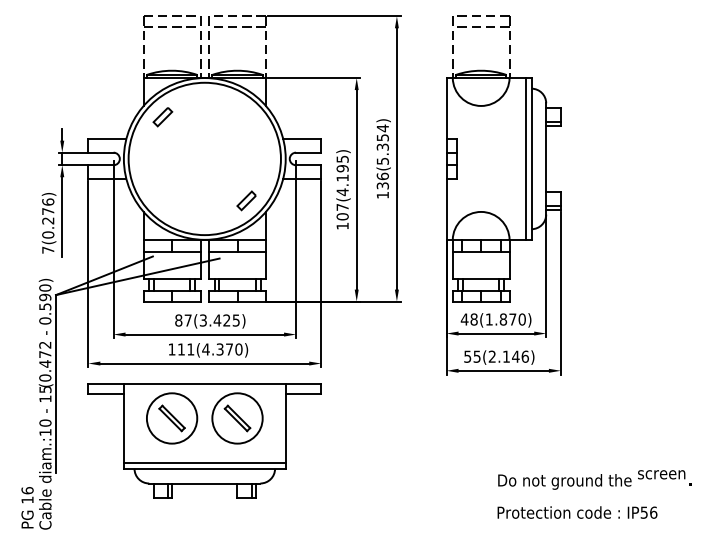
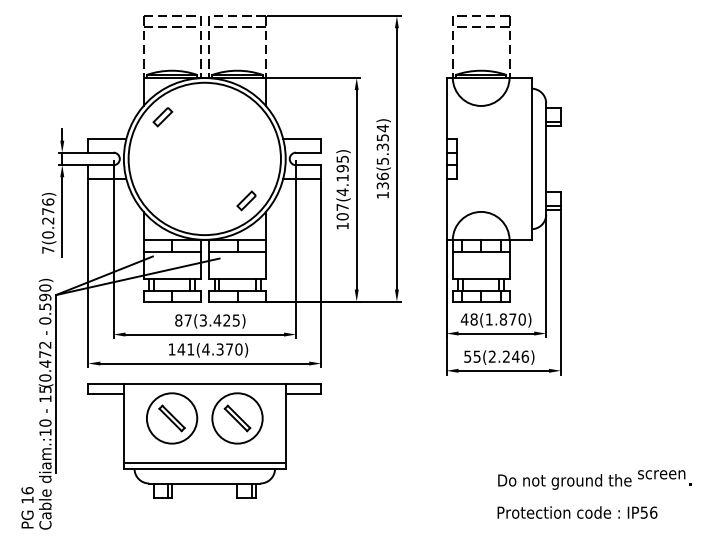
line: present -> none (525, 158)
text: 111(4.370) -> 141(4.370) (181, 349)
text: 55(2.146) -> 55(2.246) (506, 356)
